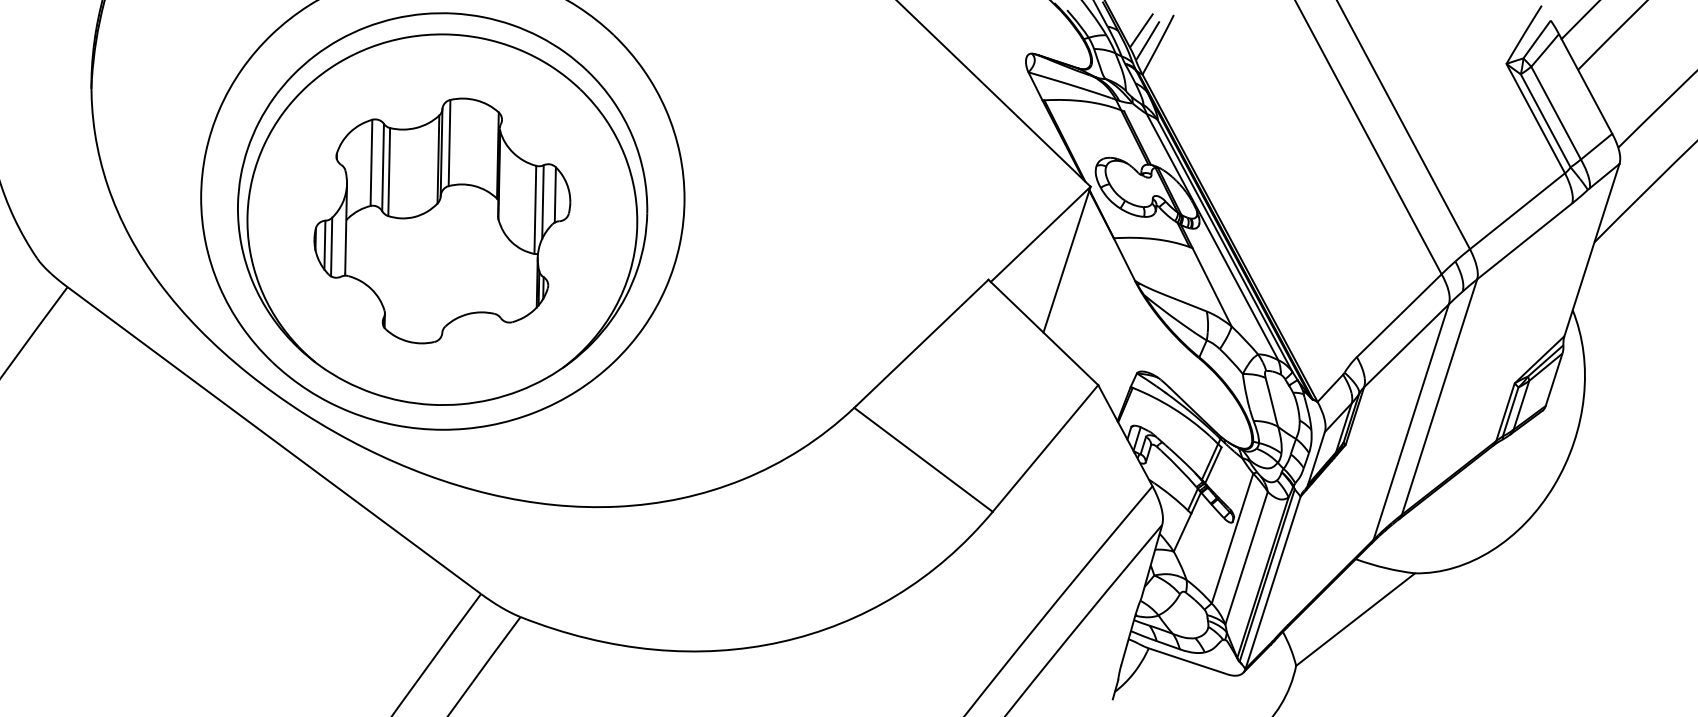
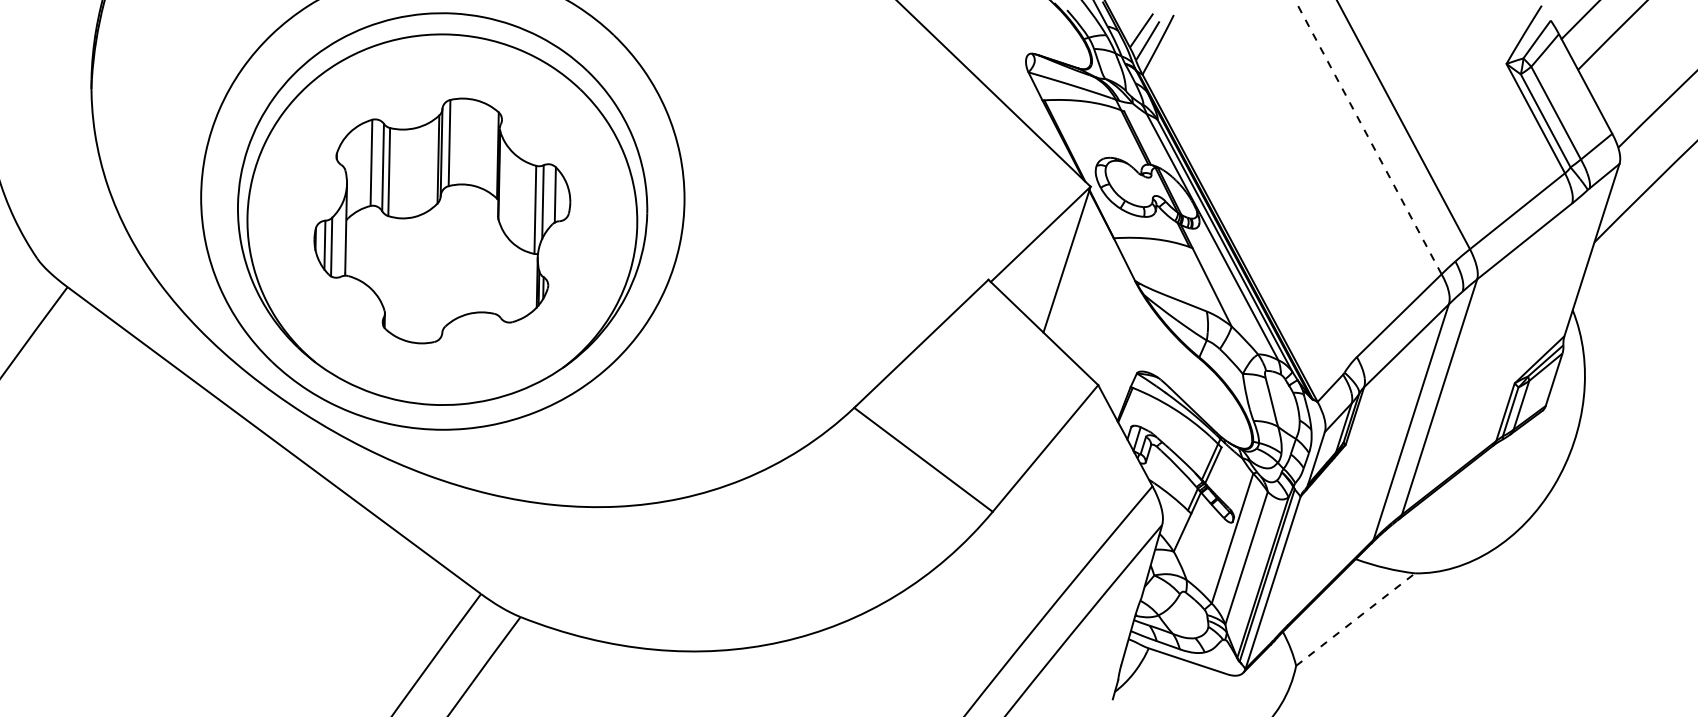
line: solid -> dashed (1368, 136)
line: solid -> dashed (1356, 619)
